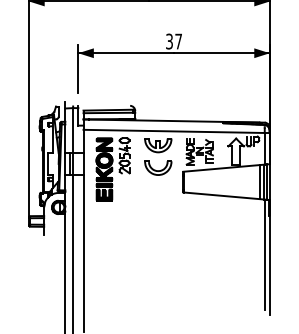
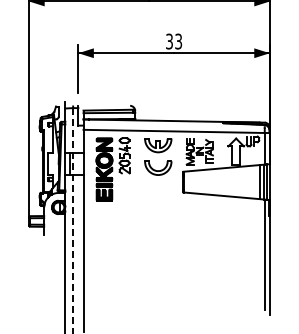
text: 37 -> 33 (178, 41)
line: solid -> dashed (73, 220)
